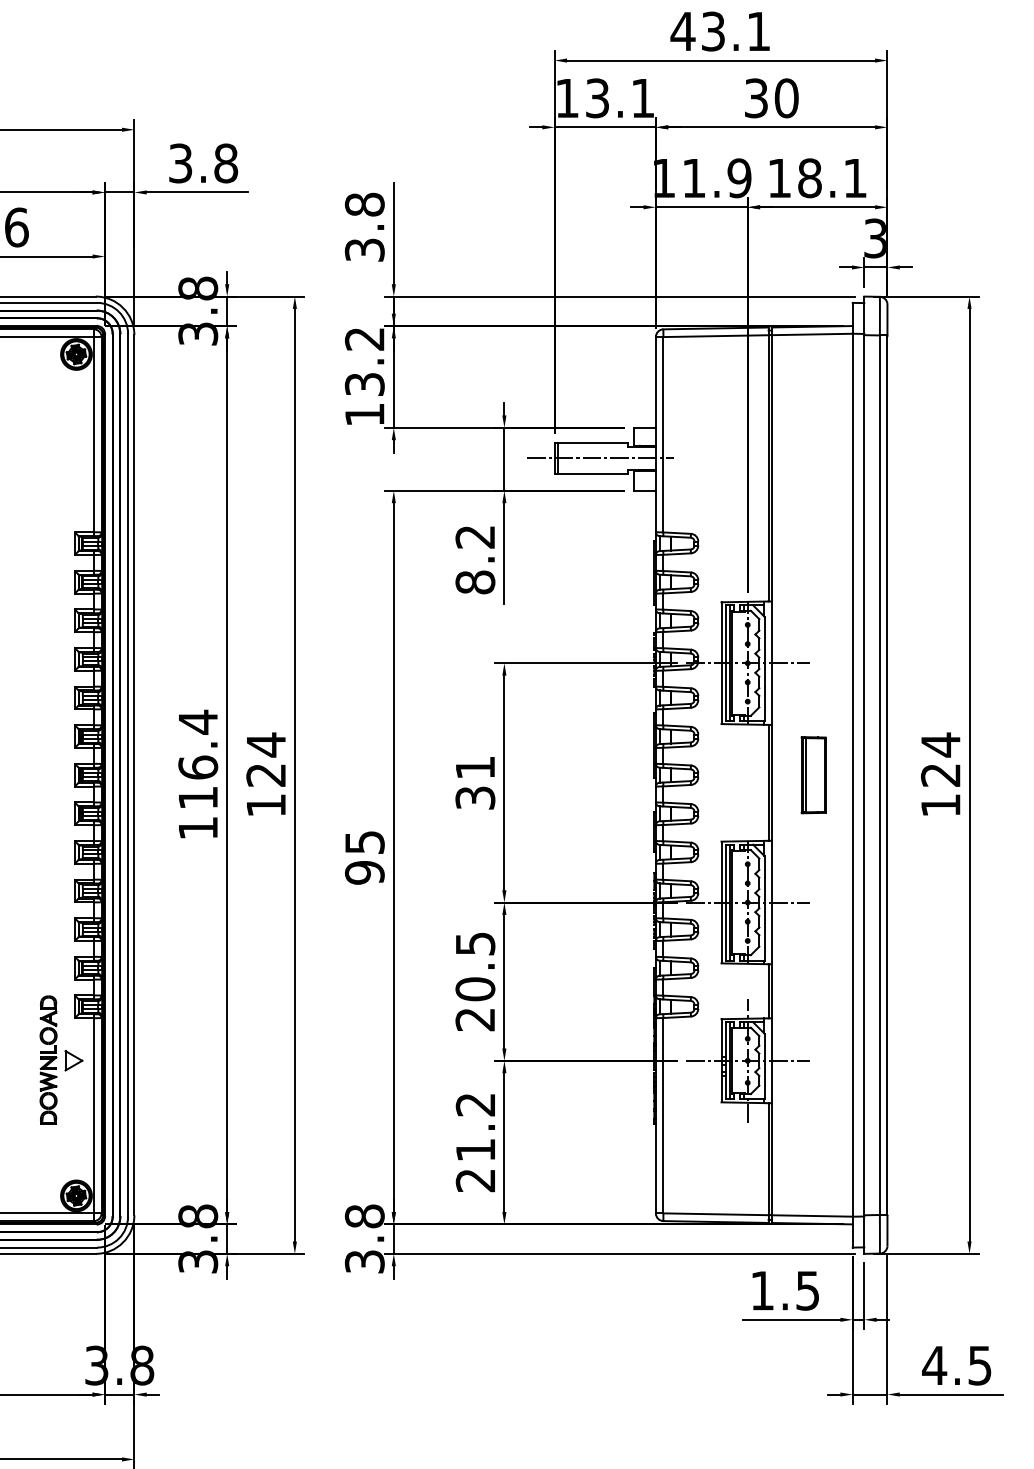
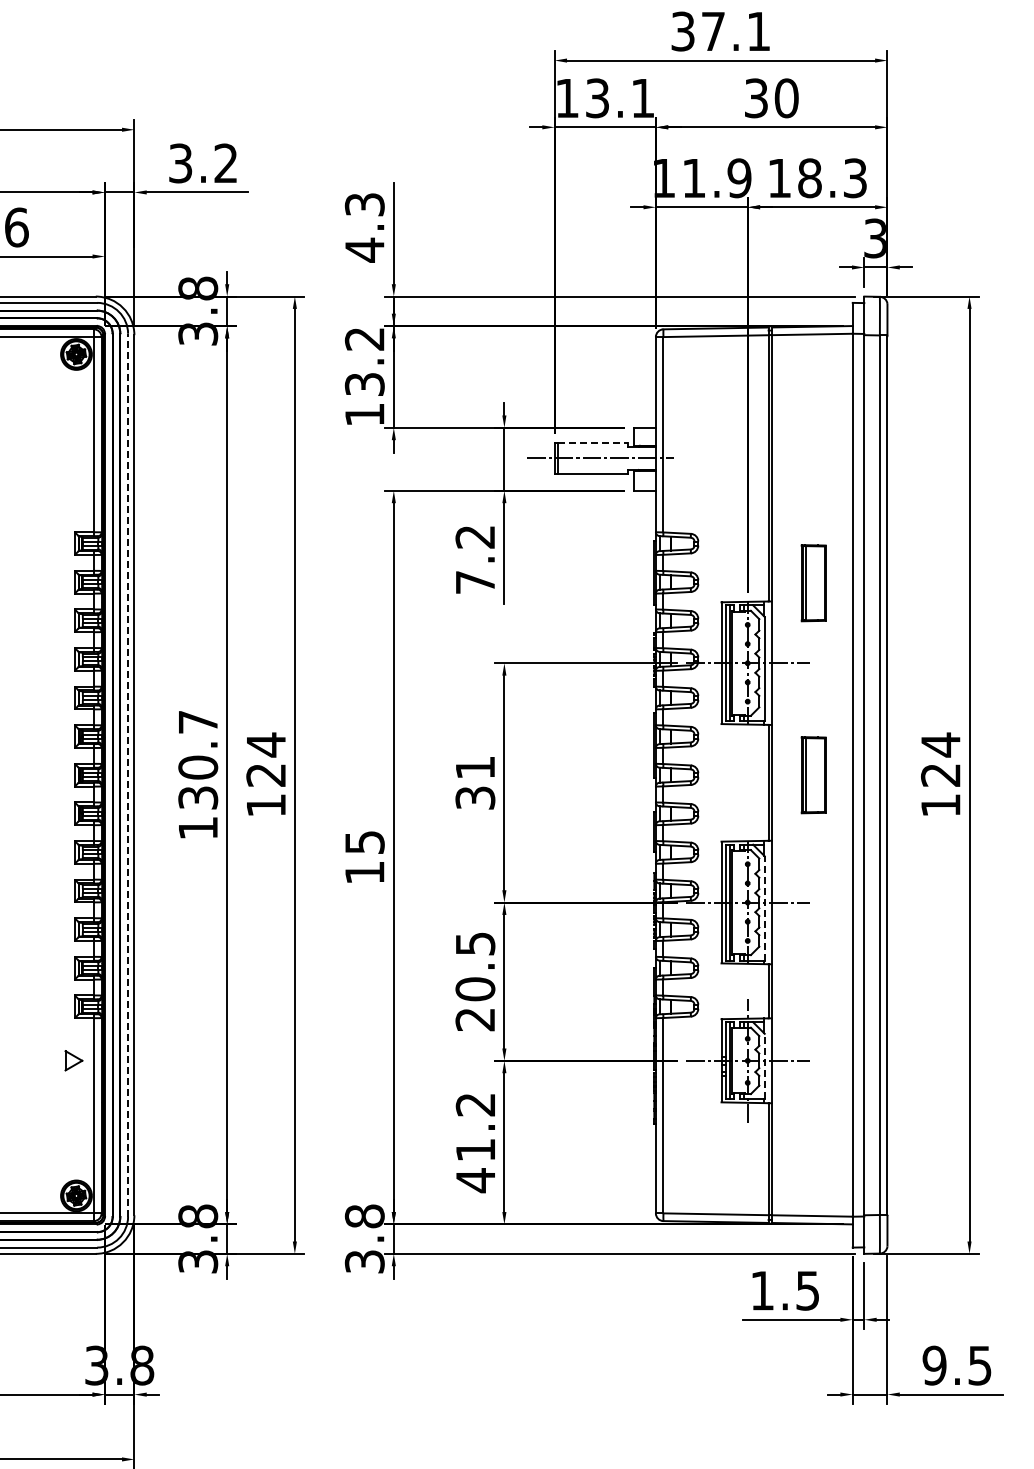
text: 43.1 -> 37.1 (697, 31)
text: 3.8 -> 3.2 (226, 163)
text: 18.1 -> 18.3 (855, 178)
text: 3.8 -> 4.3 (364, 227)
line: solid -> dashed (593, 442)
text: 8.2 -> 7.2 (475, 582)
part: none -> present (813, 583)
text: 116.4 -> 130.7 (198, 759)
line: solid -> dashed (128, 774)
text: 95 -> 15 (364, 872)
line: solid -> dashed (764, 907)
part: present -> none (48, 1059)
line: solid -> dashed (764, 1066)
text: 21.2 -> 41.2 (474, 1180)
text: 4.5 -> 9.5 (934, 1365)
